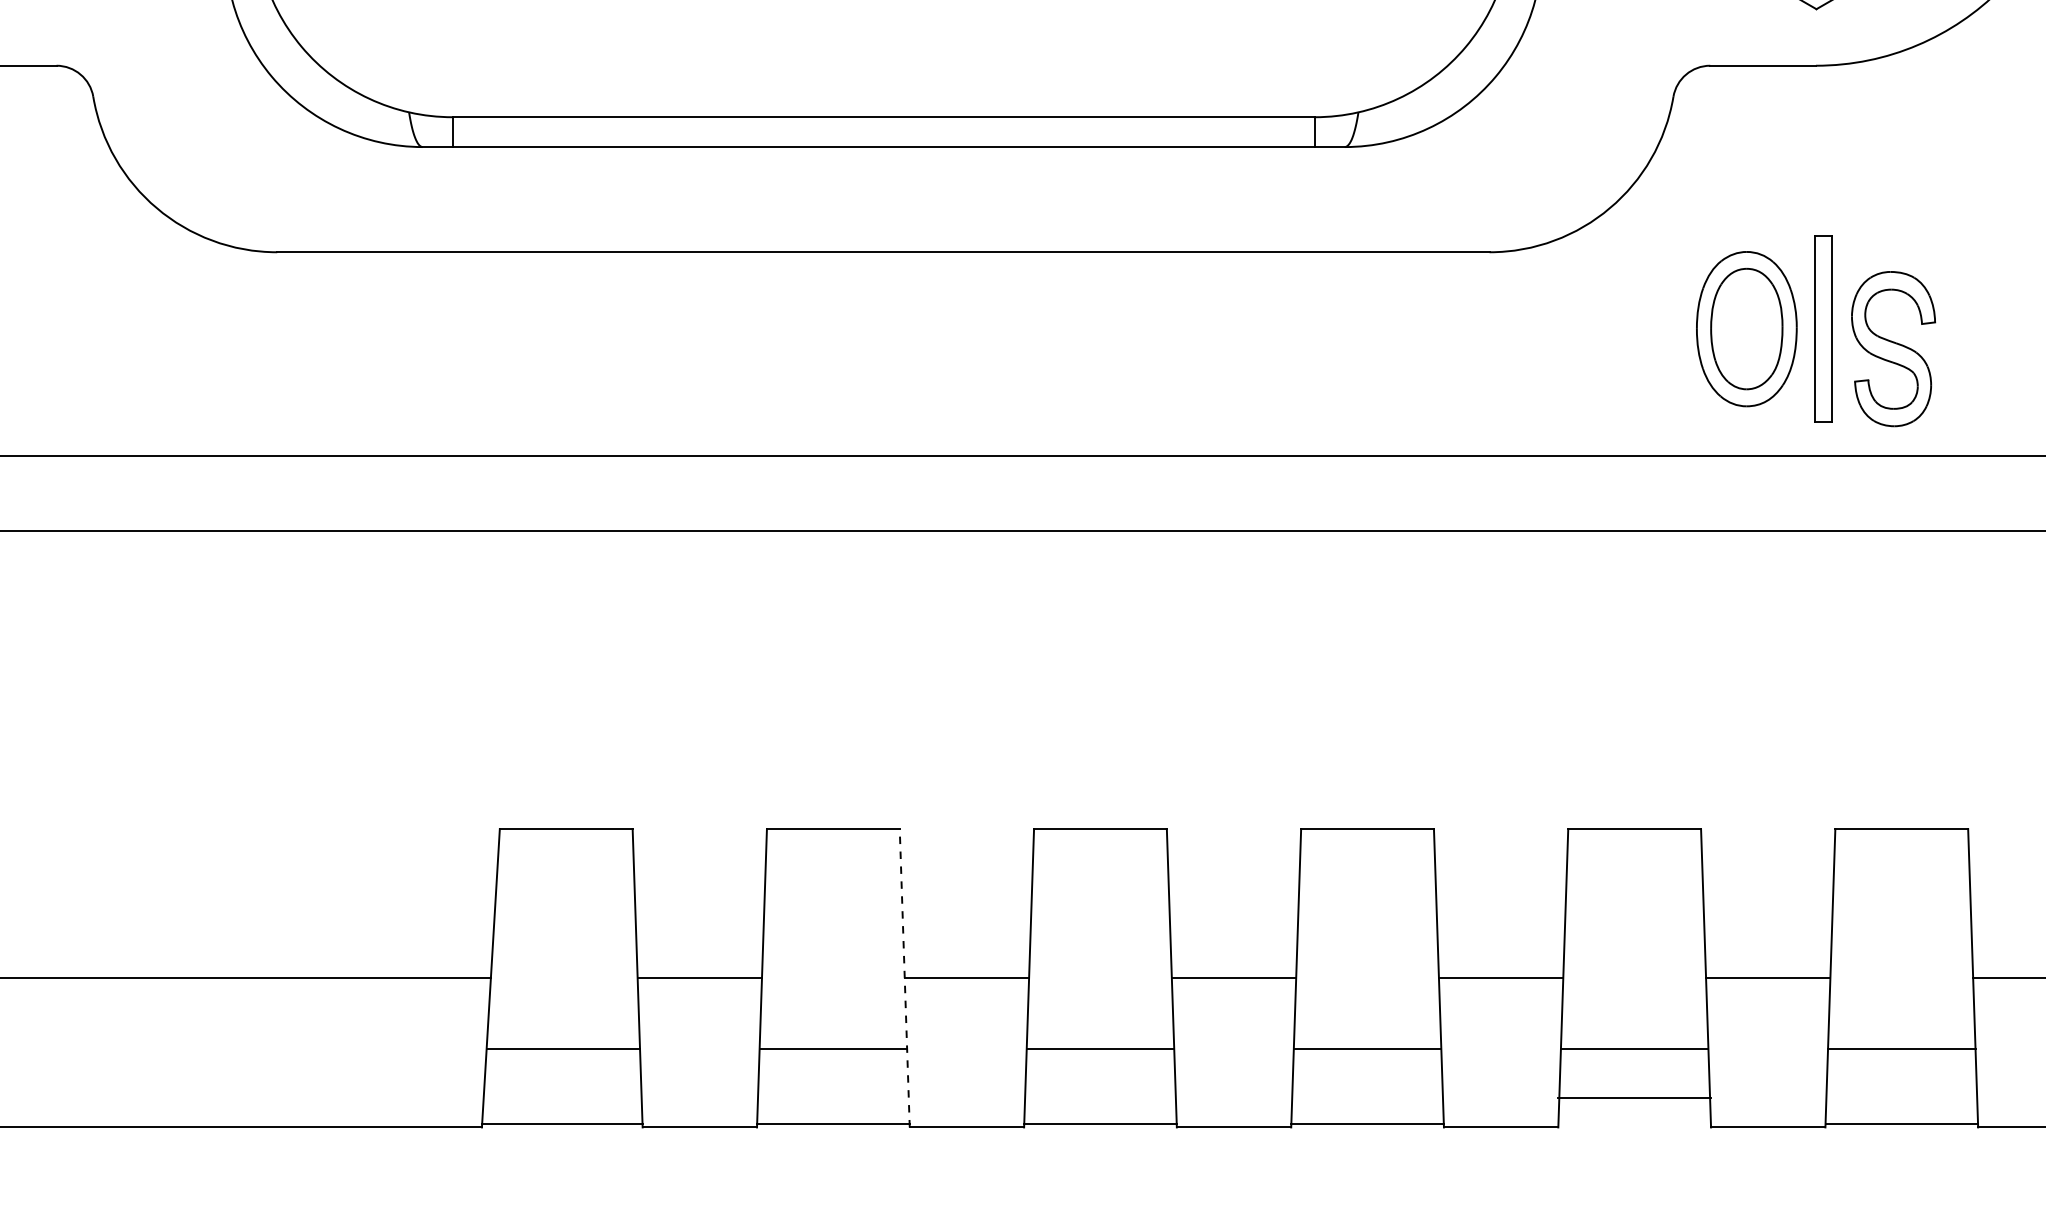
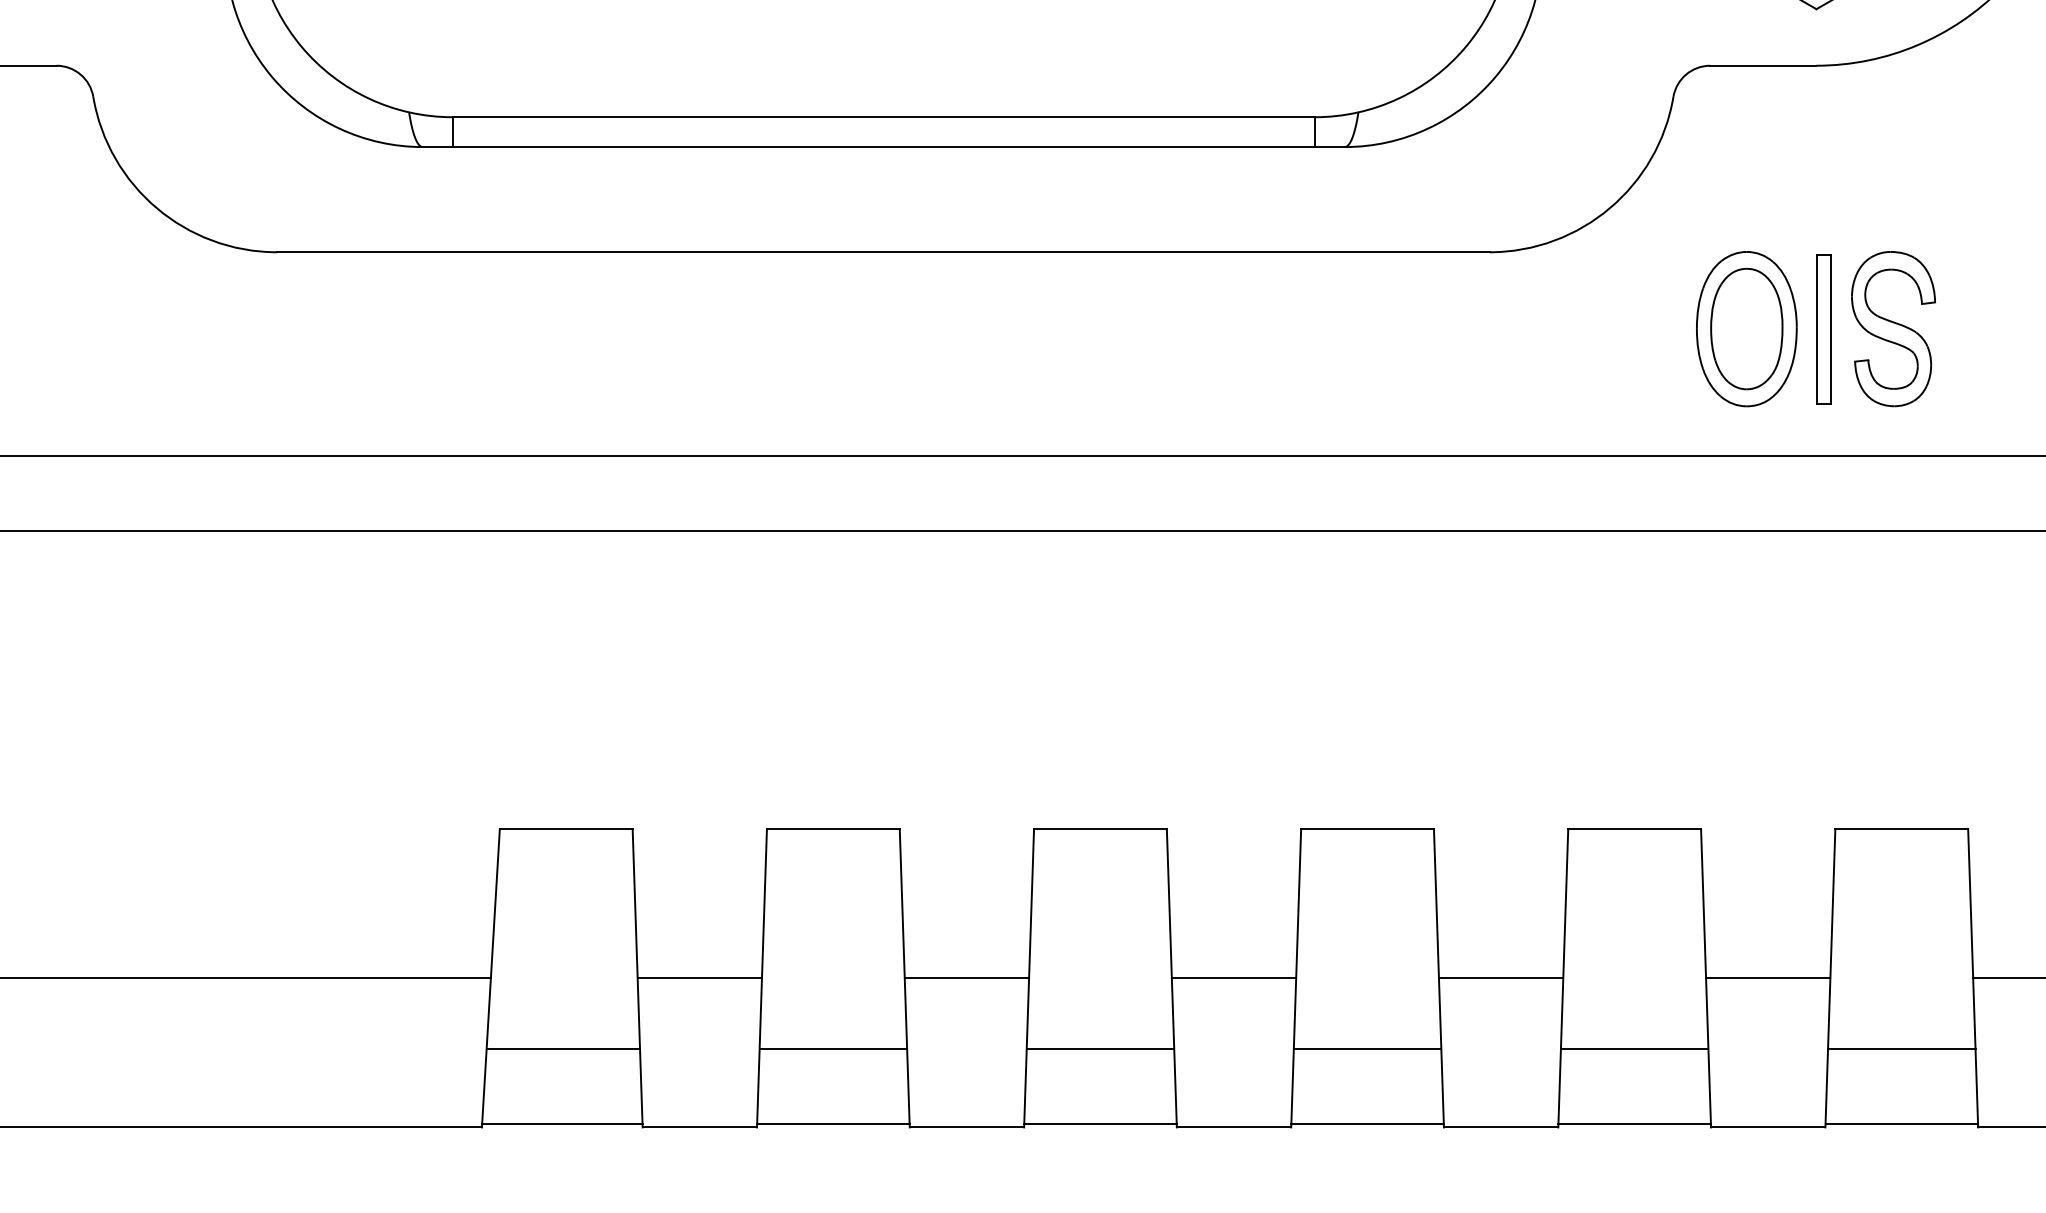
part size: 19x188 px -> 16x151 px (1823, 329)
part position: (1893, 349) -> (1893, 329) (1893, 329)
line: dashed -> solid (904, 977)
line position: (1634, 1097) -> (1634, 1123) (1634, 1123)
